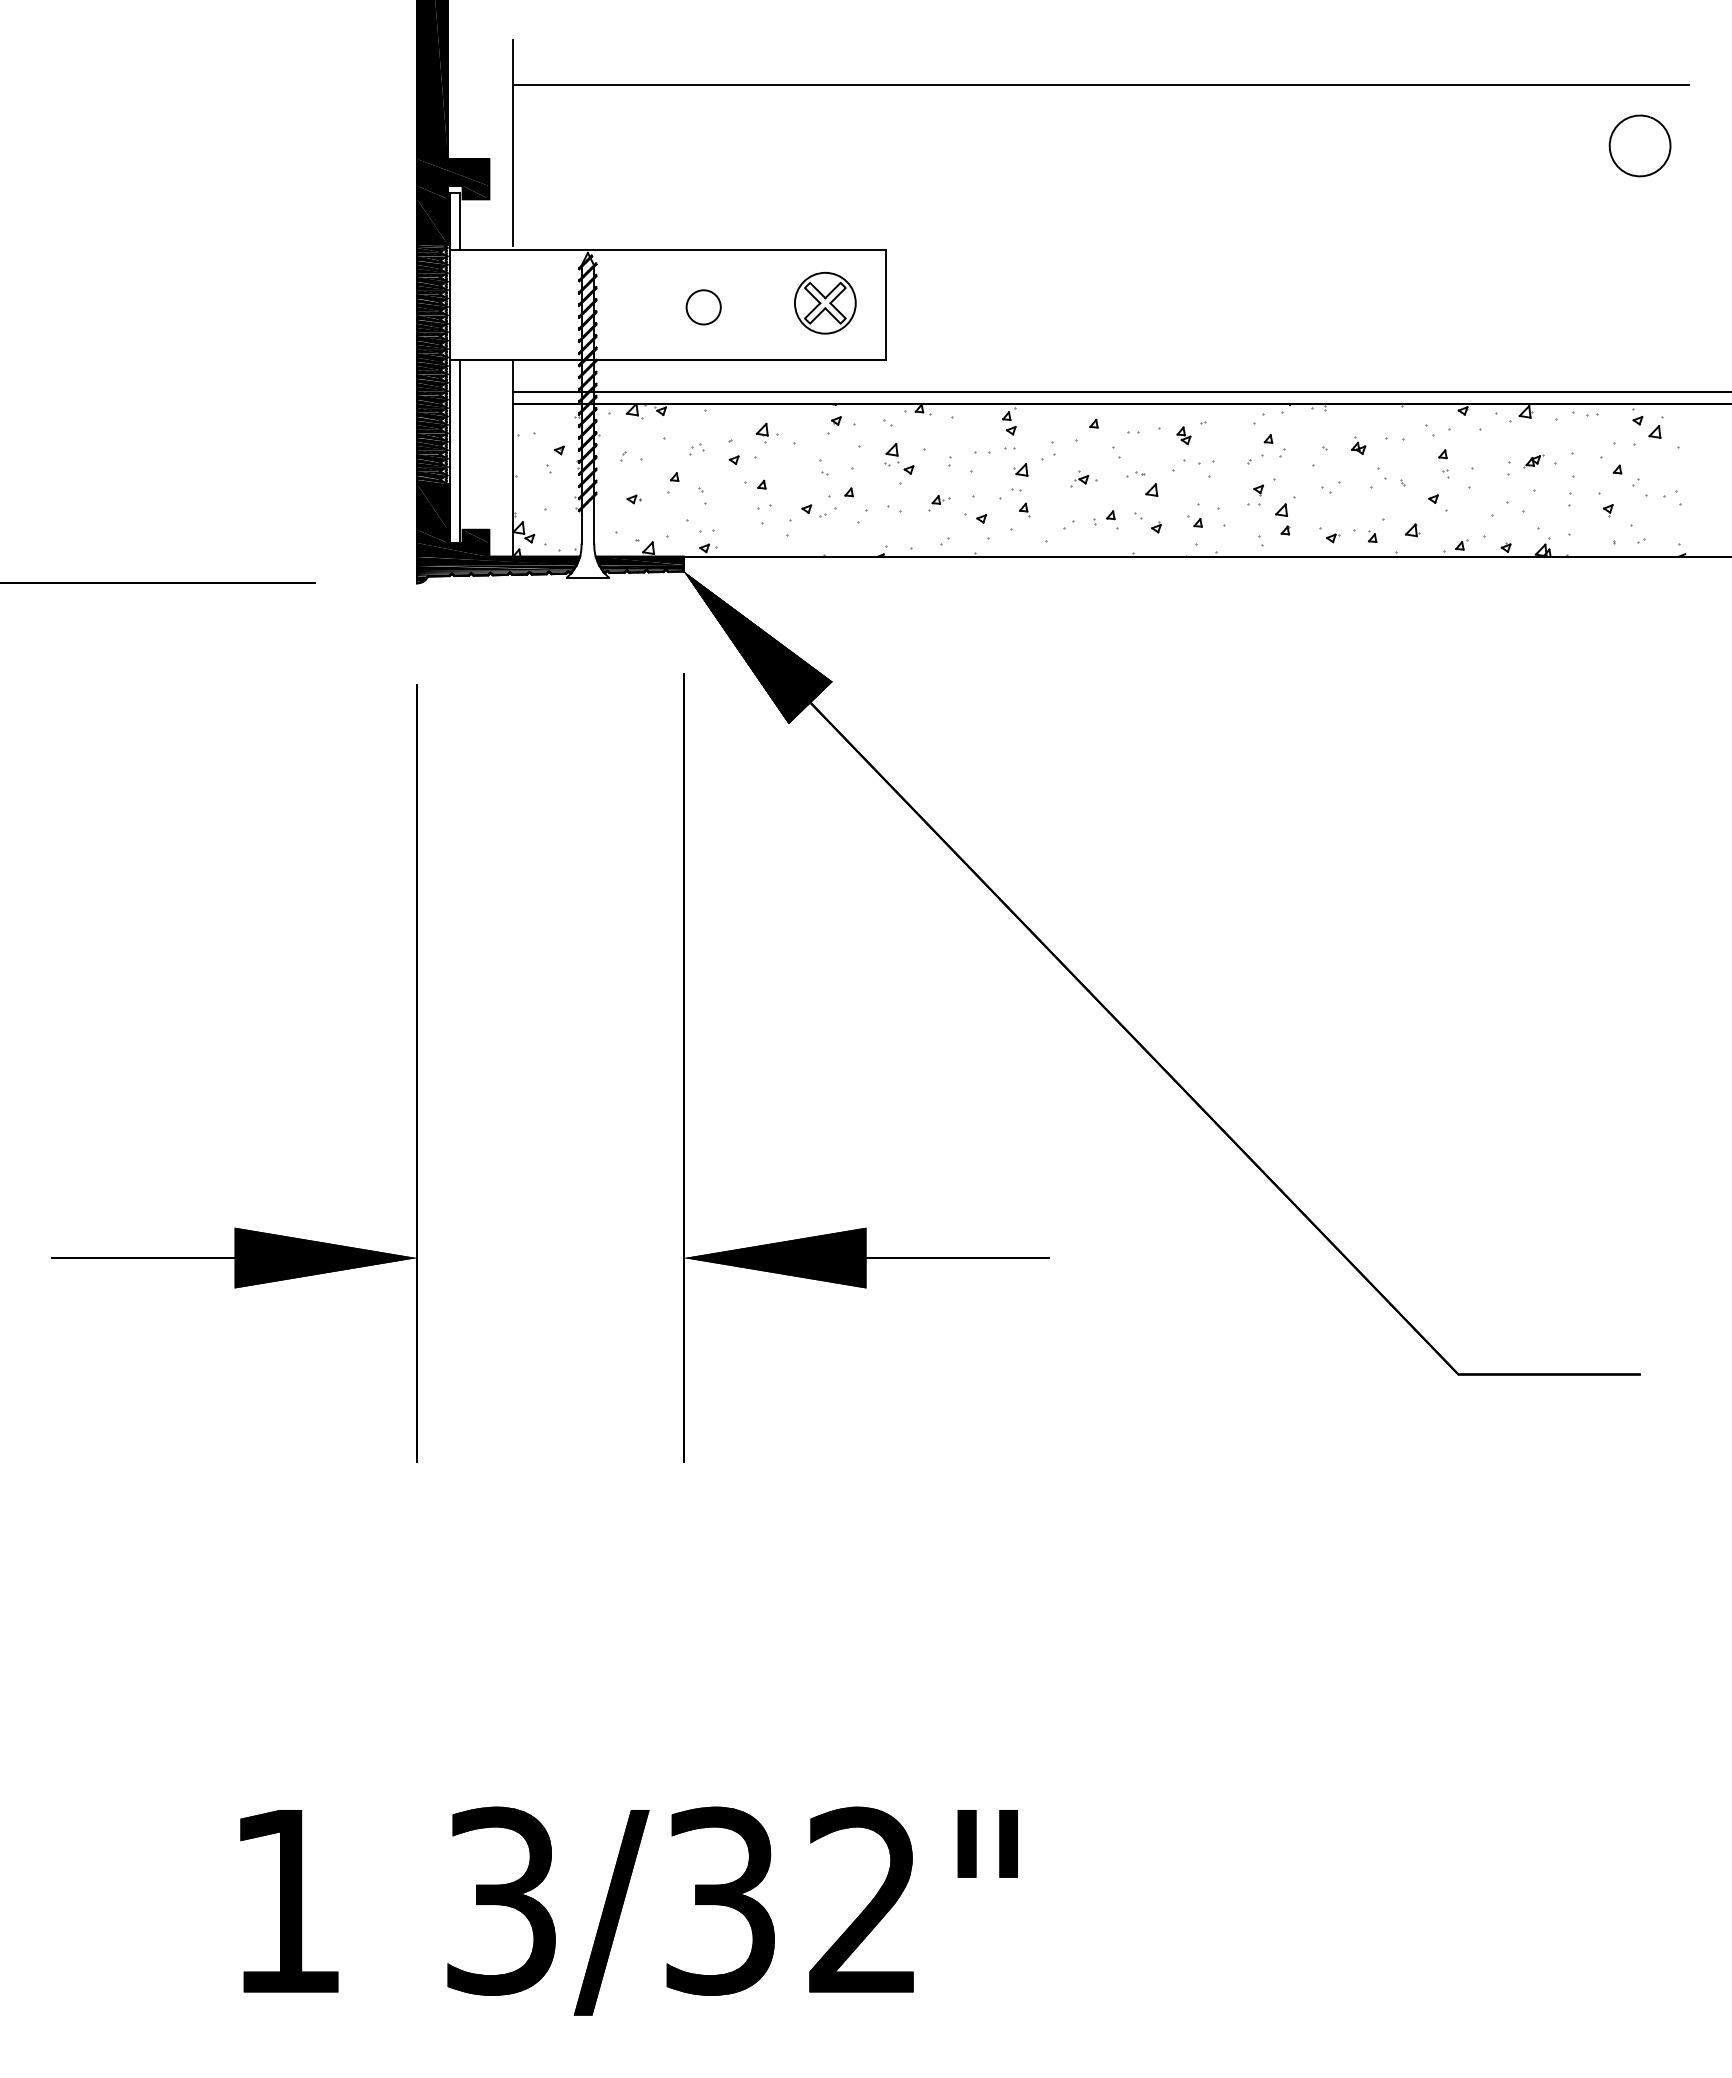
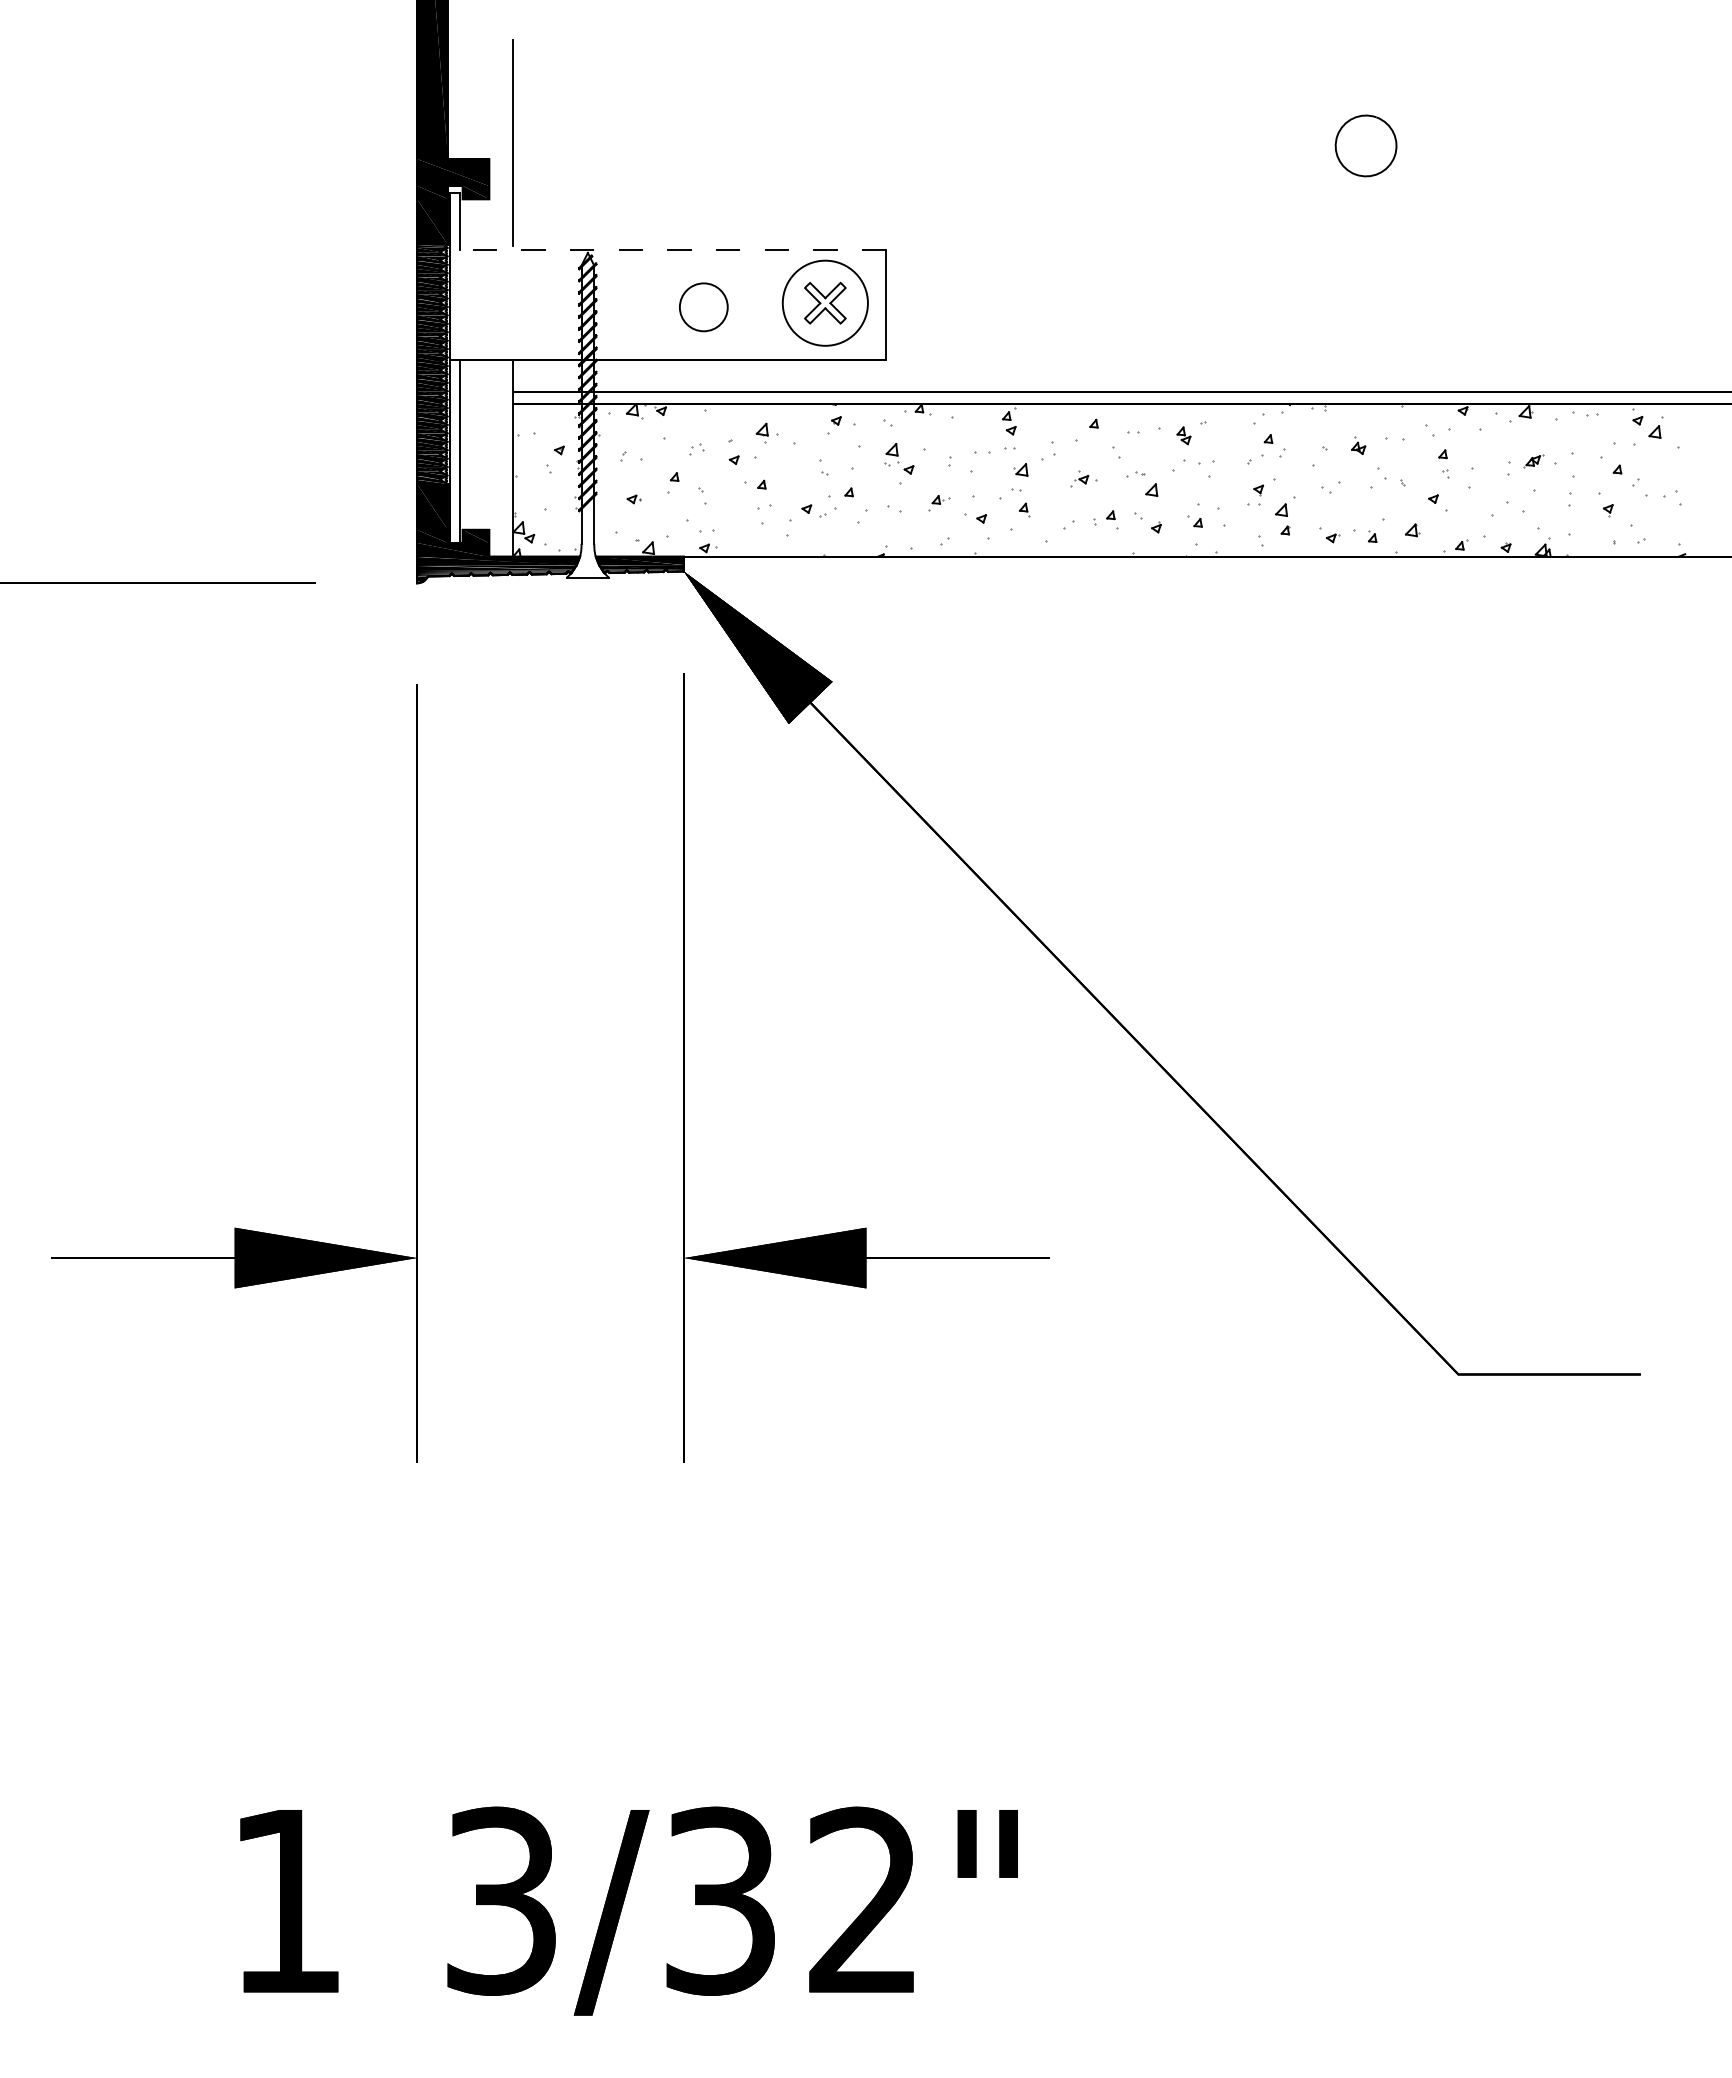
line: present -> none (1101, 85)
arc position: (1619, 125) -> (1345, 125) (1345, 125)
line: solid -> dashed (667, 250)
circle diameter: 61 px -> 85 px (824, 302)
circle size: 37x37 px -> 50x51 px (703, 307)
